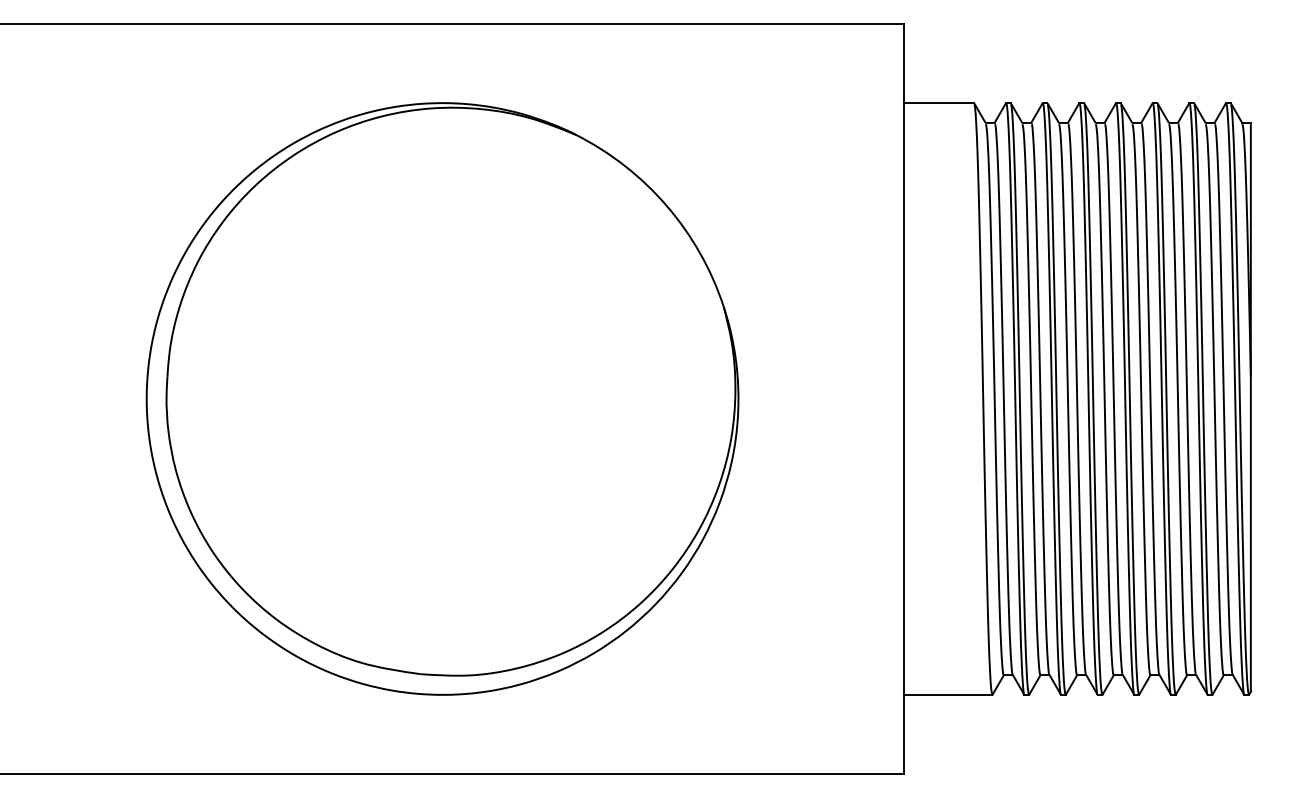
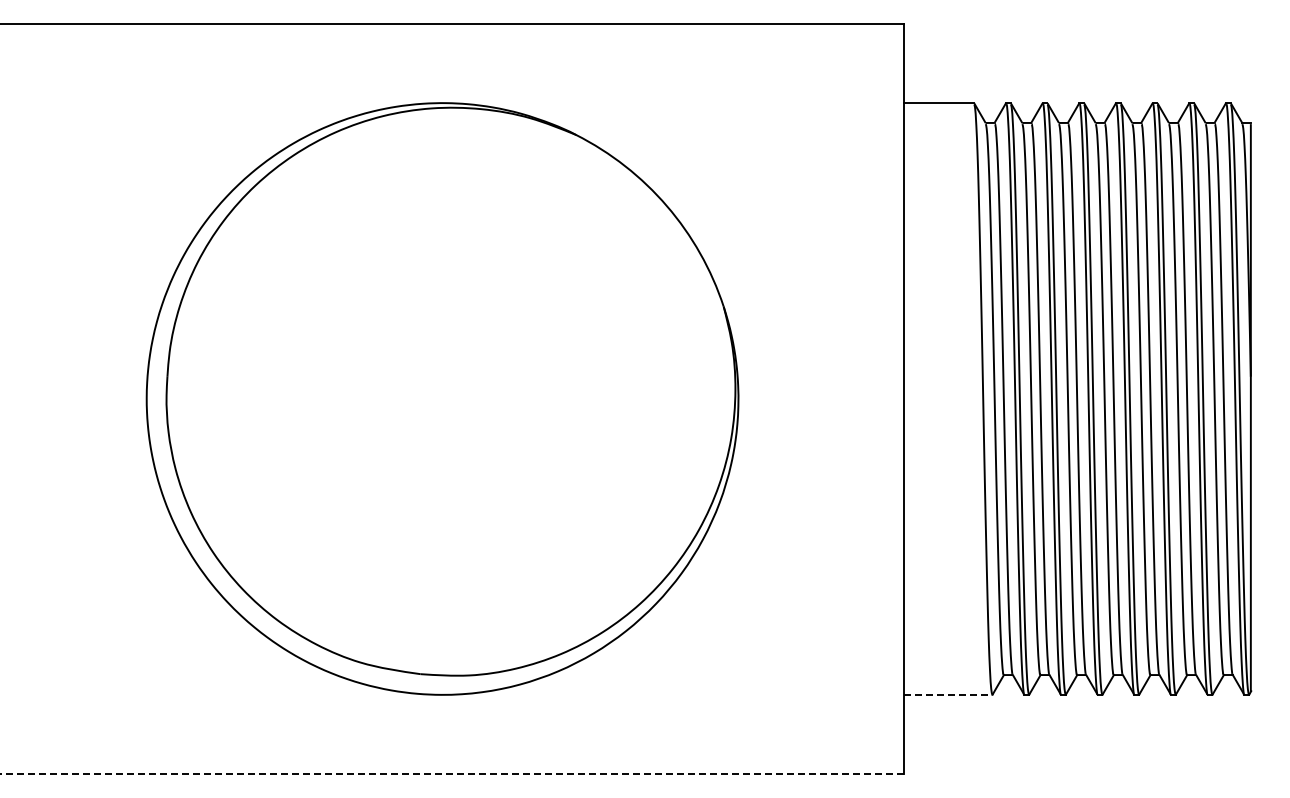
line: solid -> dashed (948, 694)
line: solid -> dashed (452, 774)
